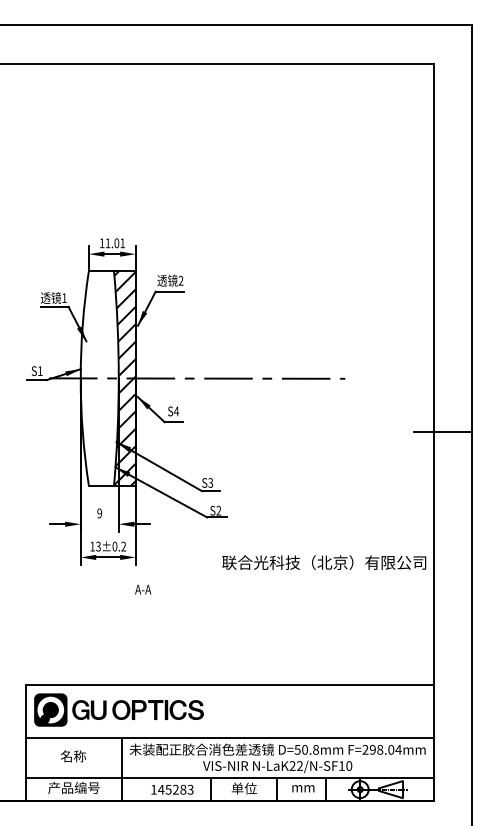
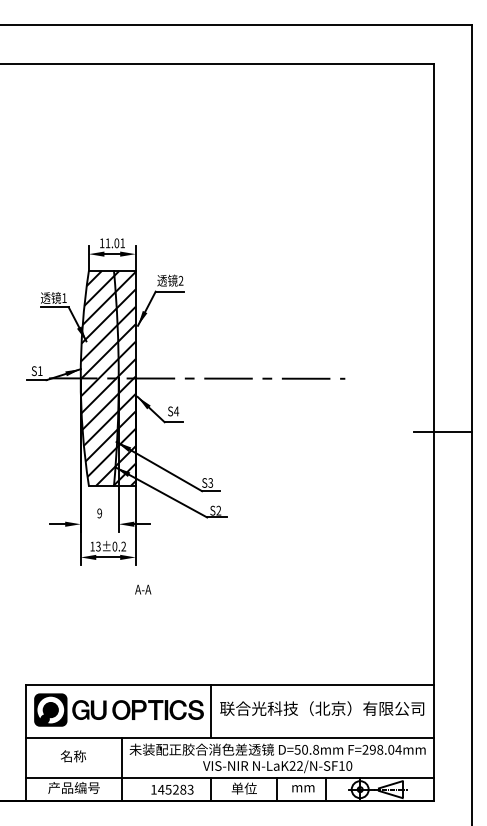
hatch: none -> present (99, 378)
text position: (324, 562) -> (322, 708) (322, 708)
line: none -> present (211, 710)
